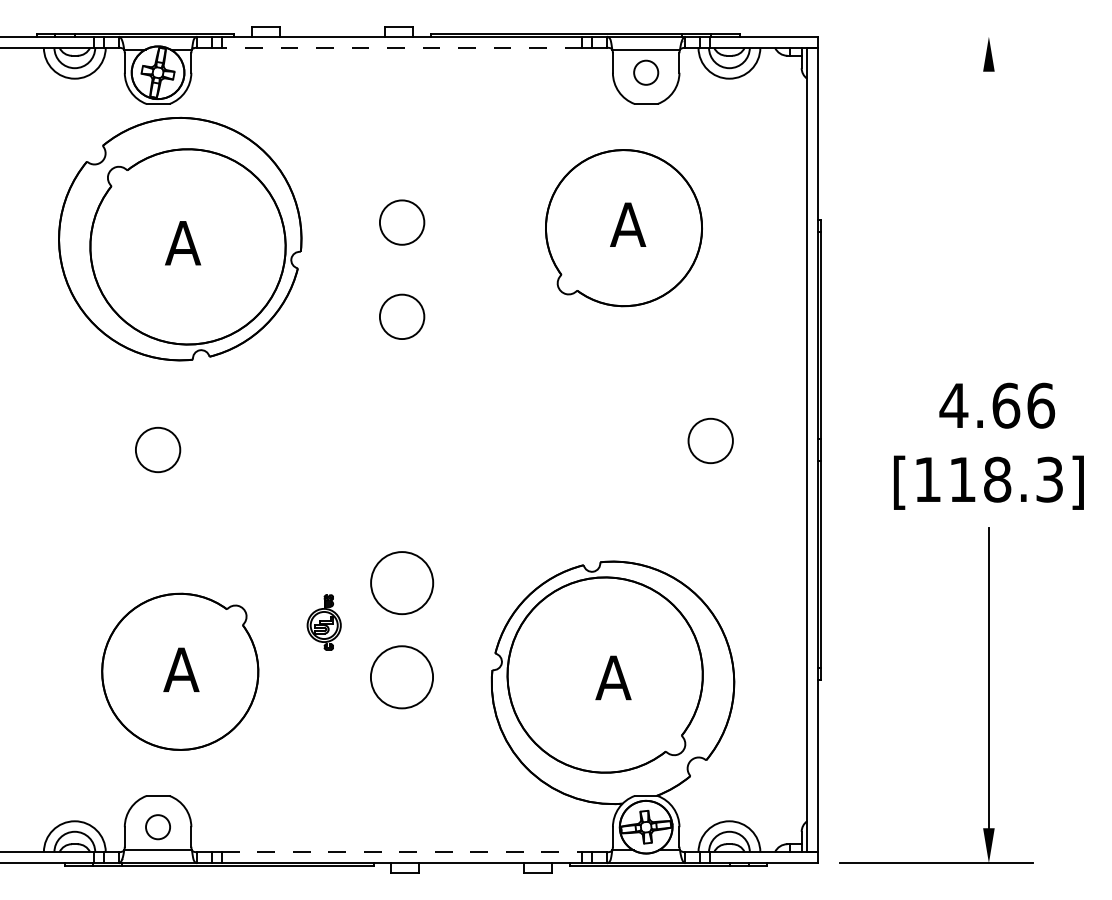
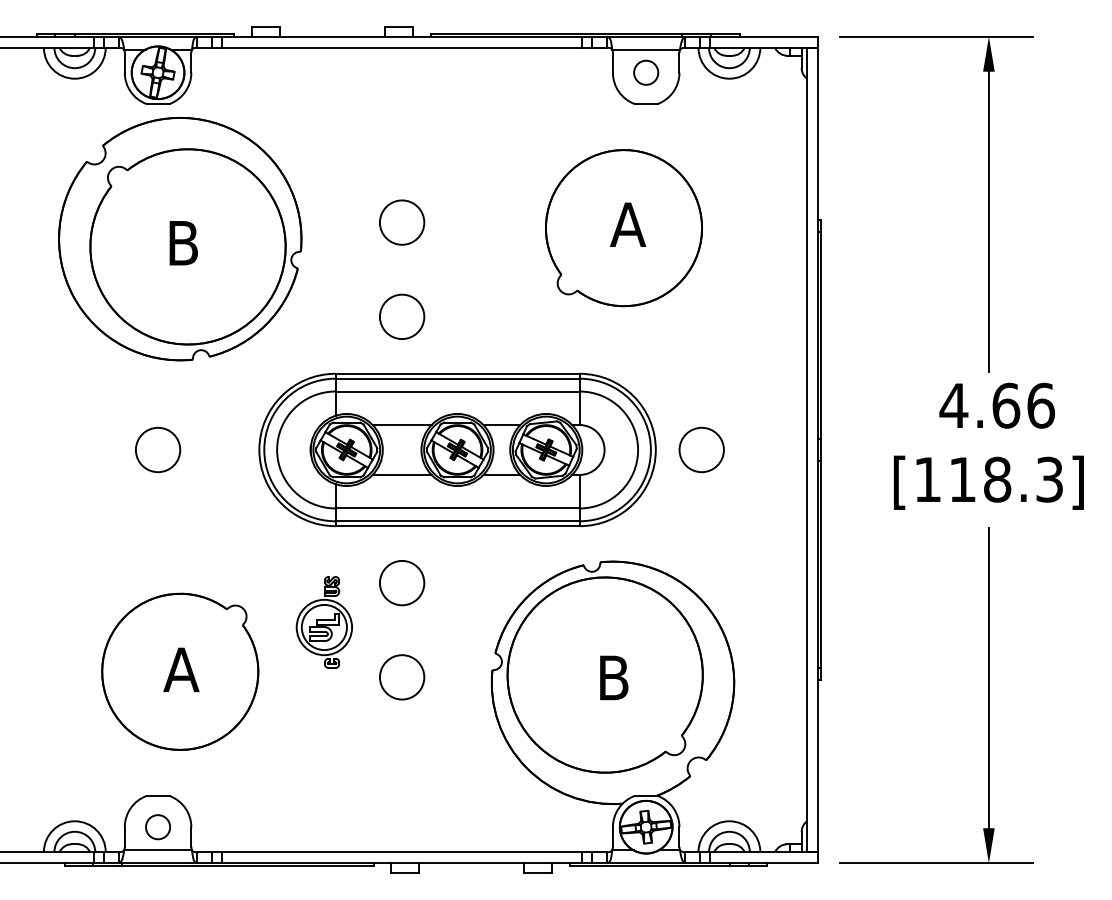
line: none -> present (936, 36)
line: dashed -> solid (401, 47)
line: none -> present (988, 221)
text: A -> B (183, 243)
circle position: (710, 440) -> (701, 449) (701, 449)
part: none -> present (457, 449)
circle diameter: 62 px -> 44 px (401, 582)
part size: 36x57 px -> 58x93 px (323, 622)
circle size: 64x65 px -> 47x47 px (402, 677)
text: A -> B (613, 677)
line: dashed -> solid (402, 852)
